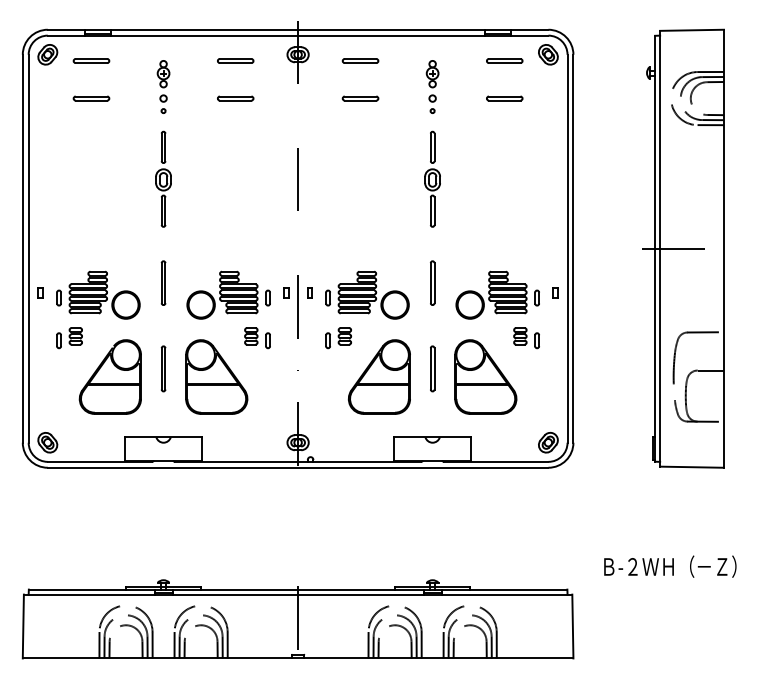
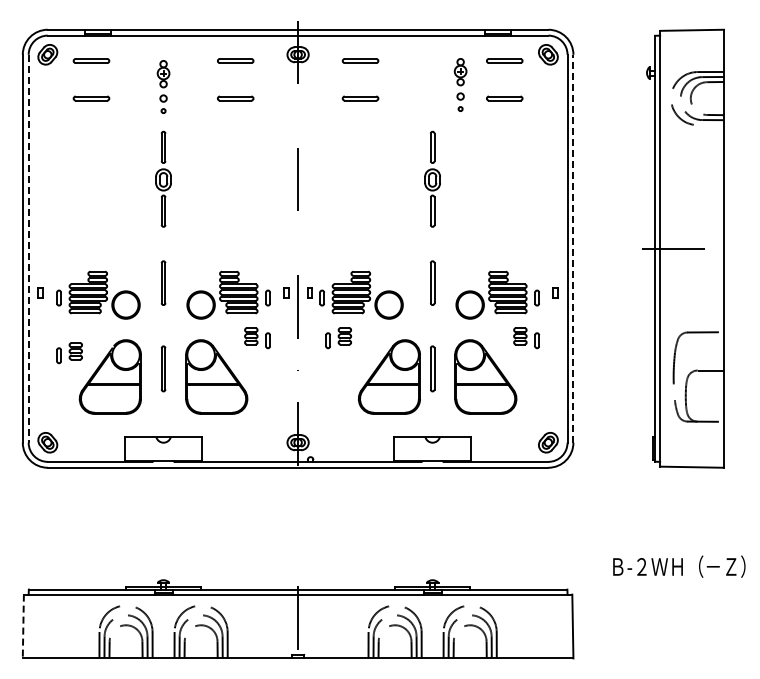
part position: (432, 86) -> (460, 84) (460, 84)
line: present -> none (710, 125)
line: solid -> dashed (28, 248)
line: solid -> dashed (573, 248)
part position: (367, 294) -> (361, 294) (361, 294)
part position: (69, 338) -> (69, 353) (69, 353)
part position: (378, 376) -> (388, 376) (388, 376)
text position: (670, 566) -> (679, 566) (679, 566)
line: solid -> dashed (23, 626)
